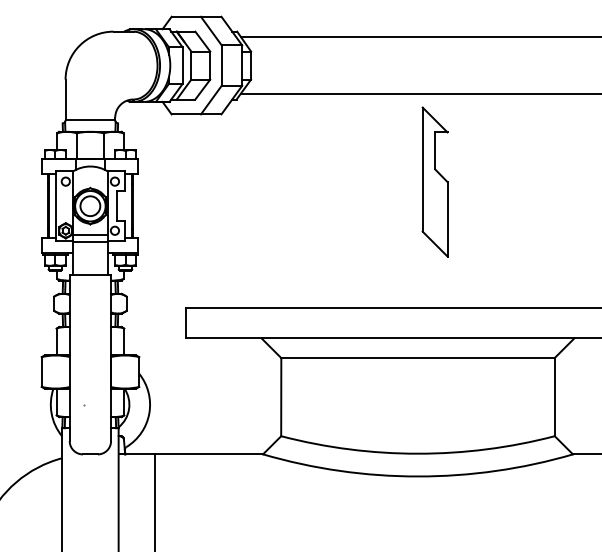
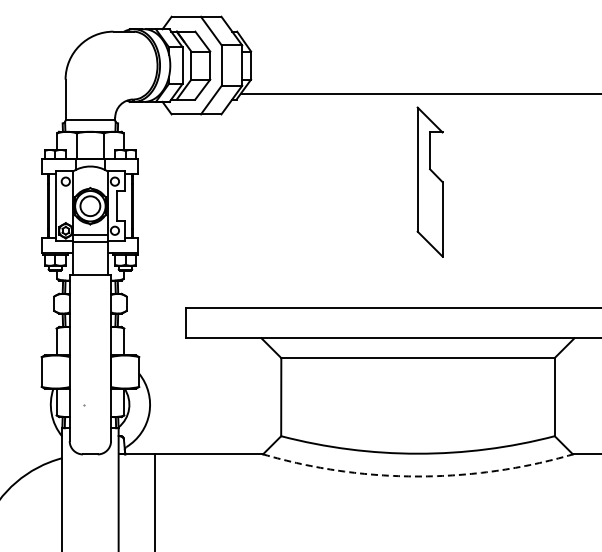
line: present -> none (419, 37)
part position: (434, 181) -> (429, 181) (429, 181)
arc: solid -> dashed (418, 476)
